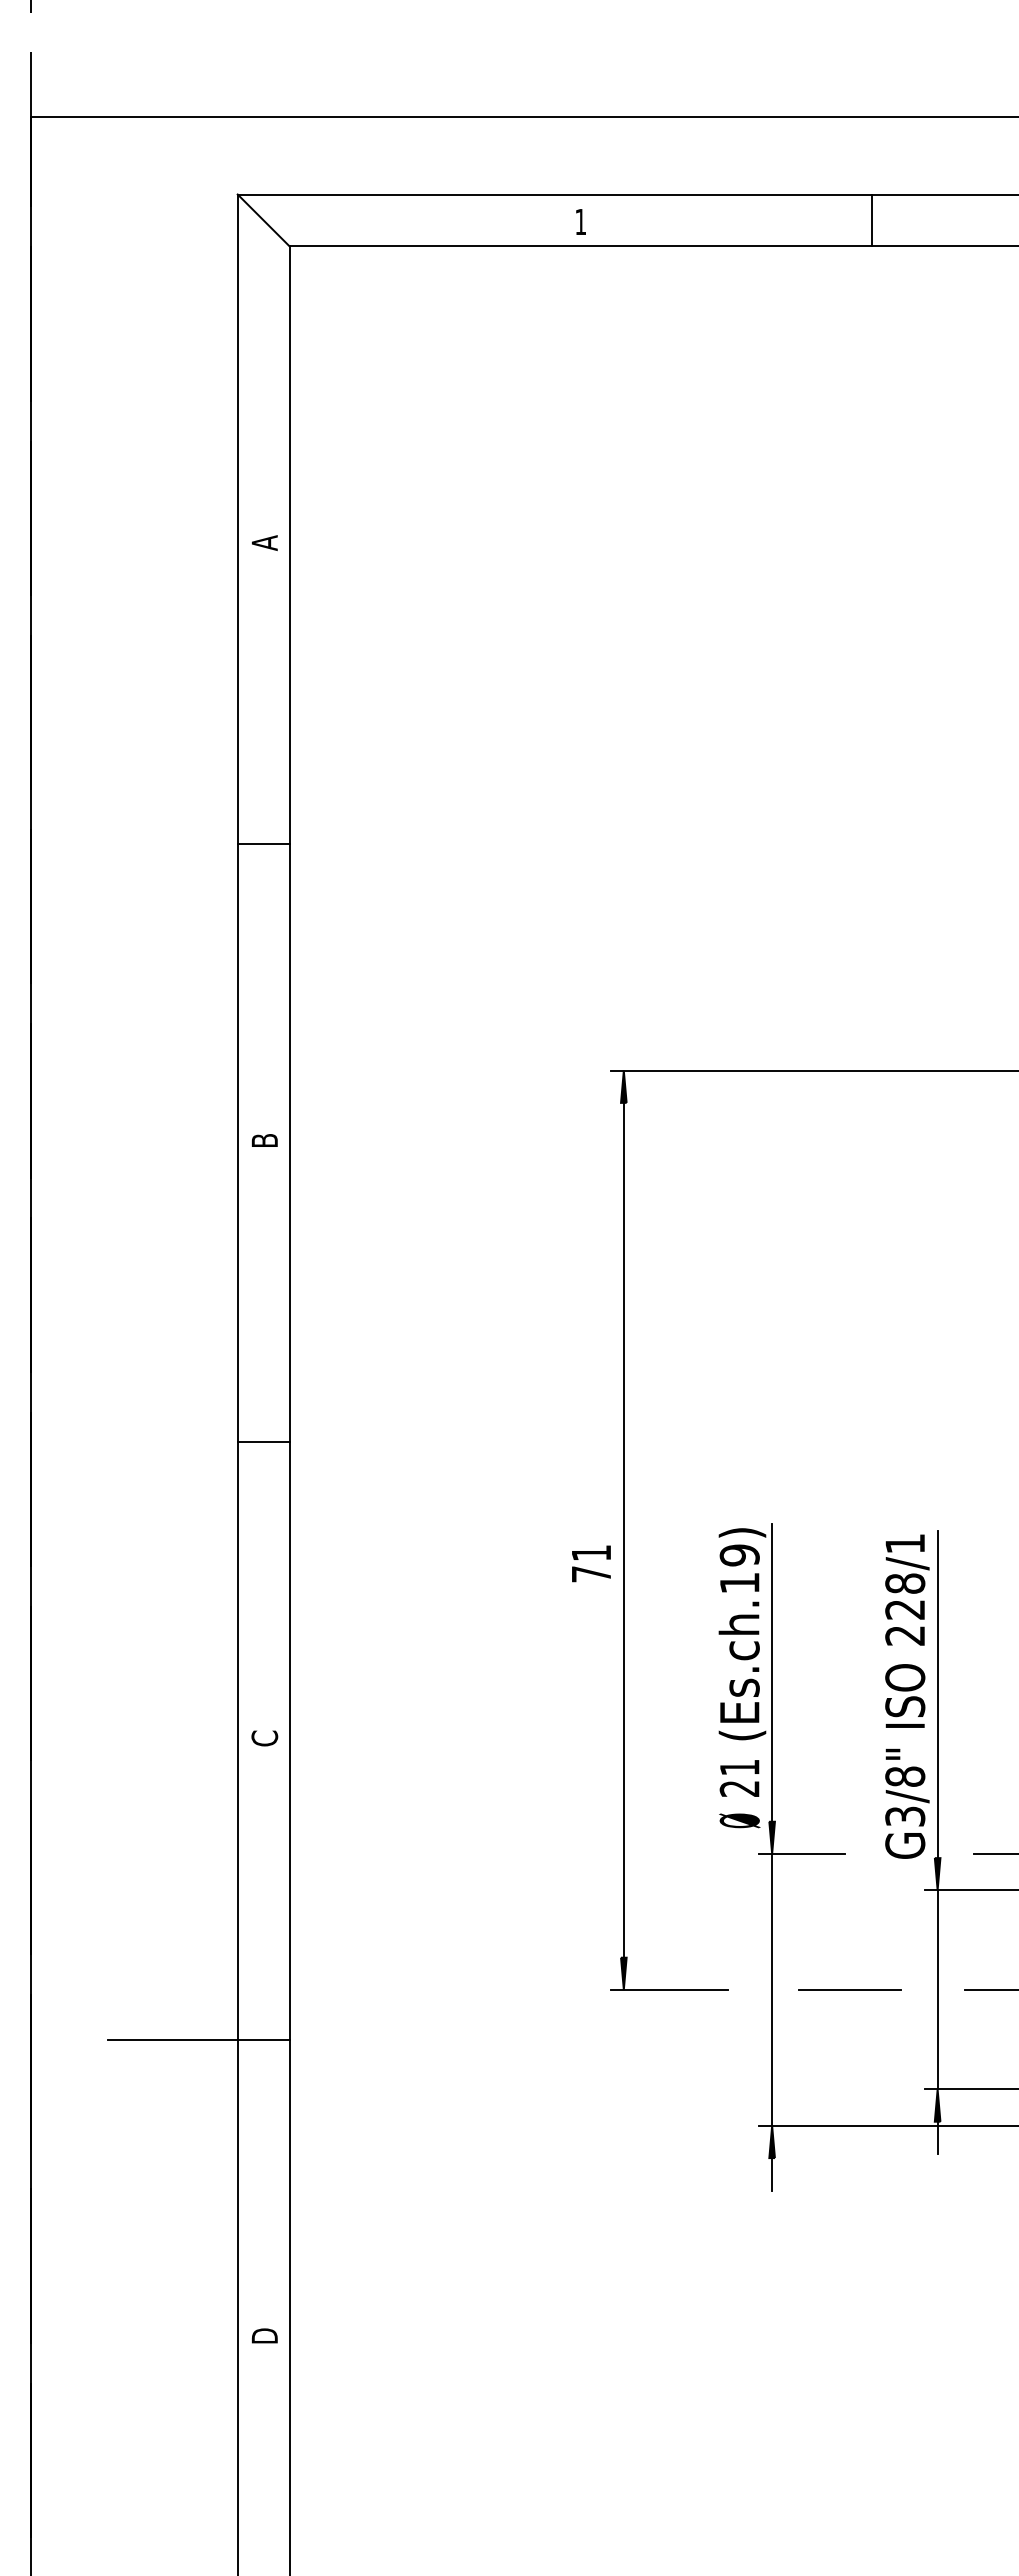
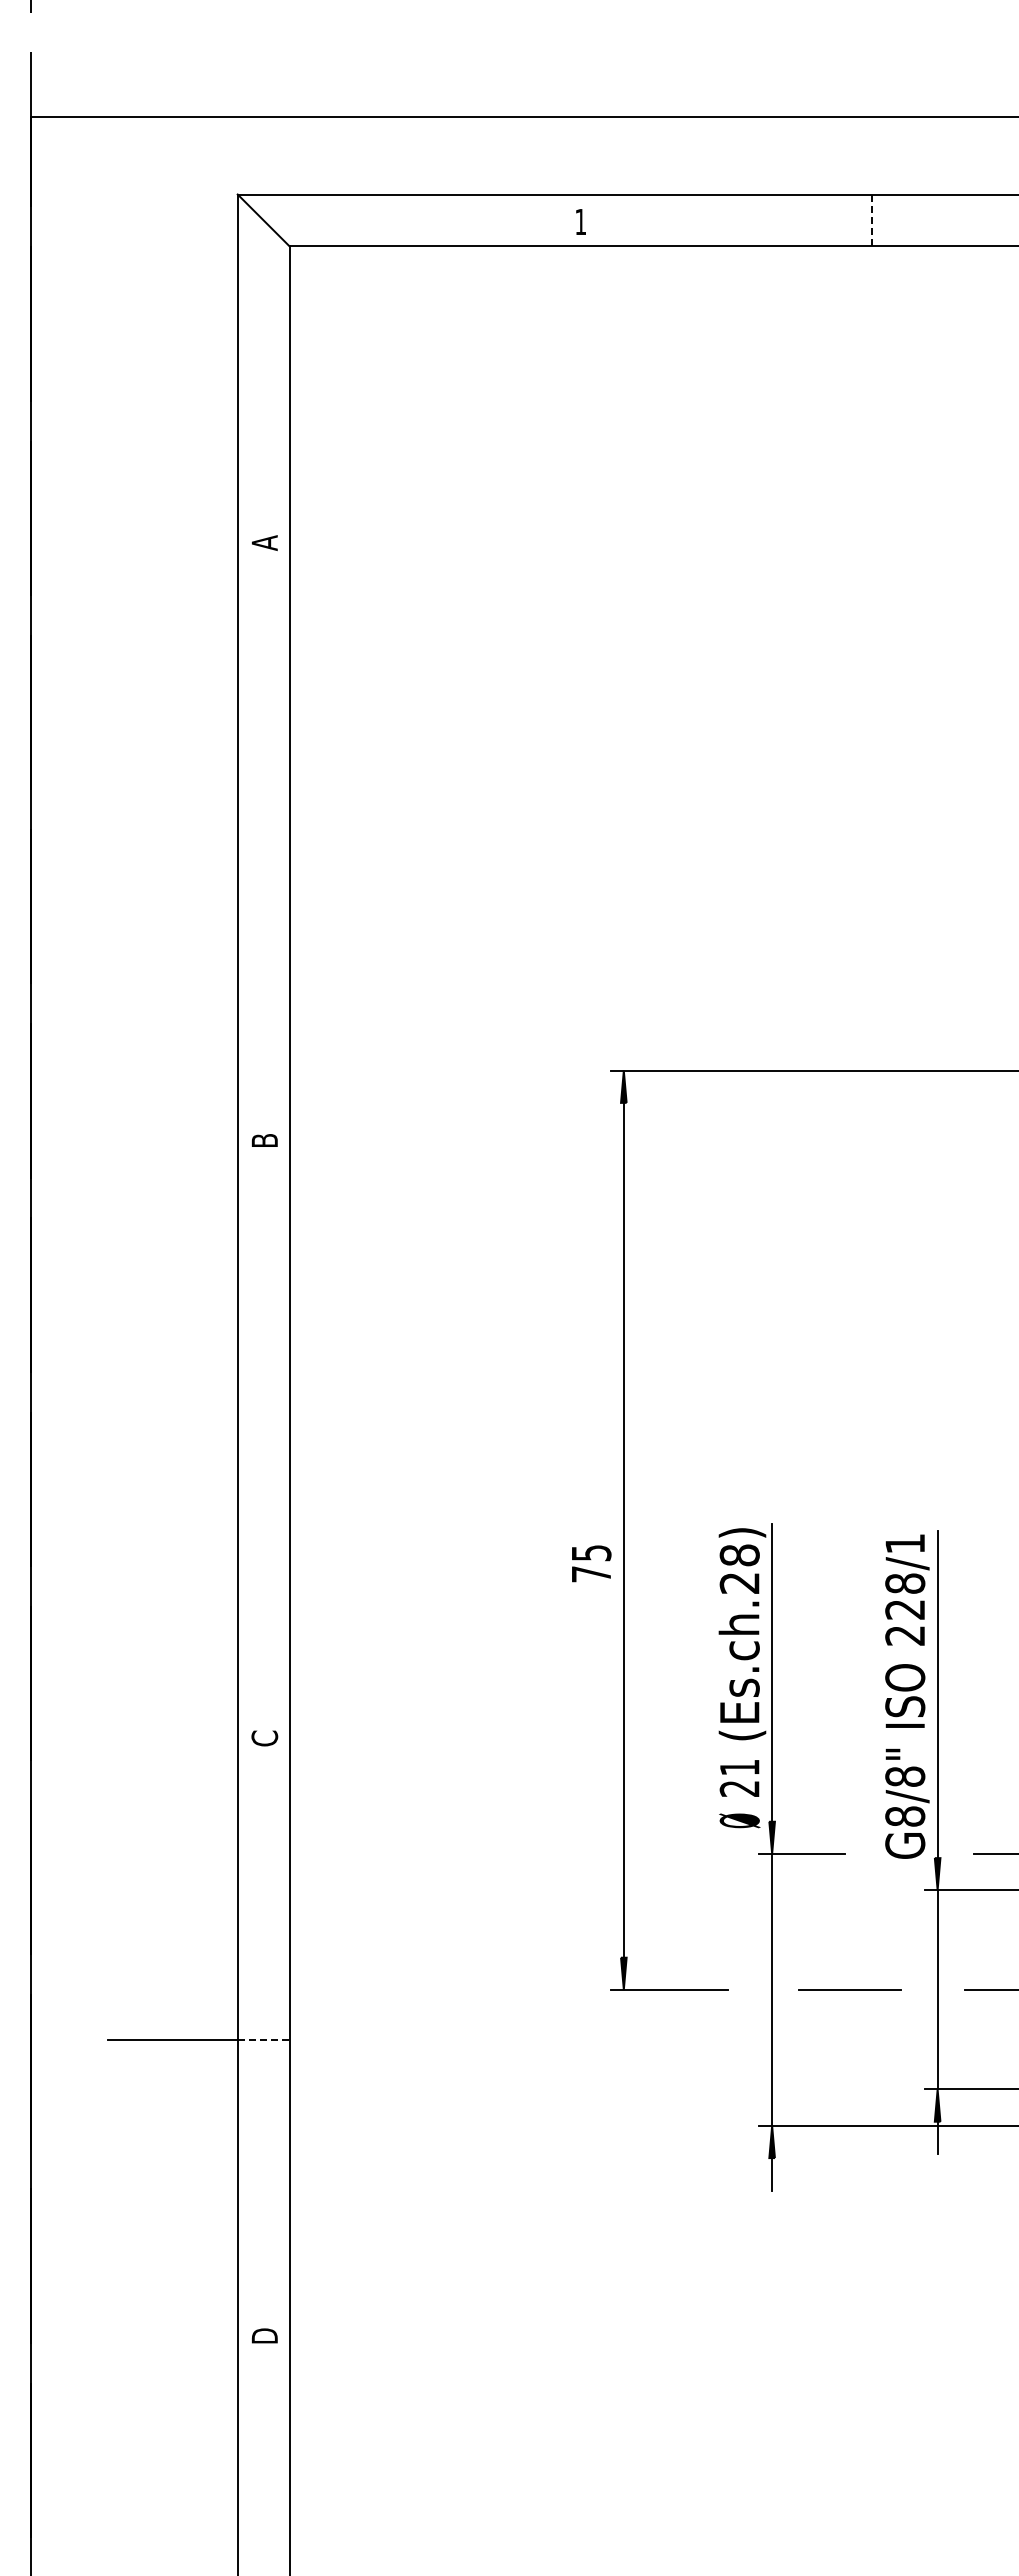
line: solid -> dashed (872, 220)
line: present -> none (263, 844)
line: present -> none (263, 1441)
text: 71 -> 75 (591, 1553)
text: (Es.ch.19) -> (Es.ch.28) (739, 1568)
text: G3/8" -> G8/8" (905, 1816)
line: solid -> dashed (263, 2039)
